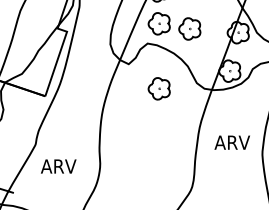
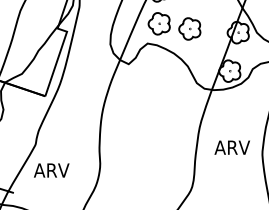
part: present -> none (158, 88)
text position: (231, 142) -> (231, 147) (231, 147)
text position: (58, 166) -> (51, 170) (51, 170)
